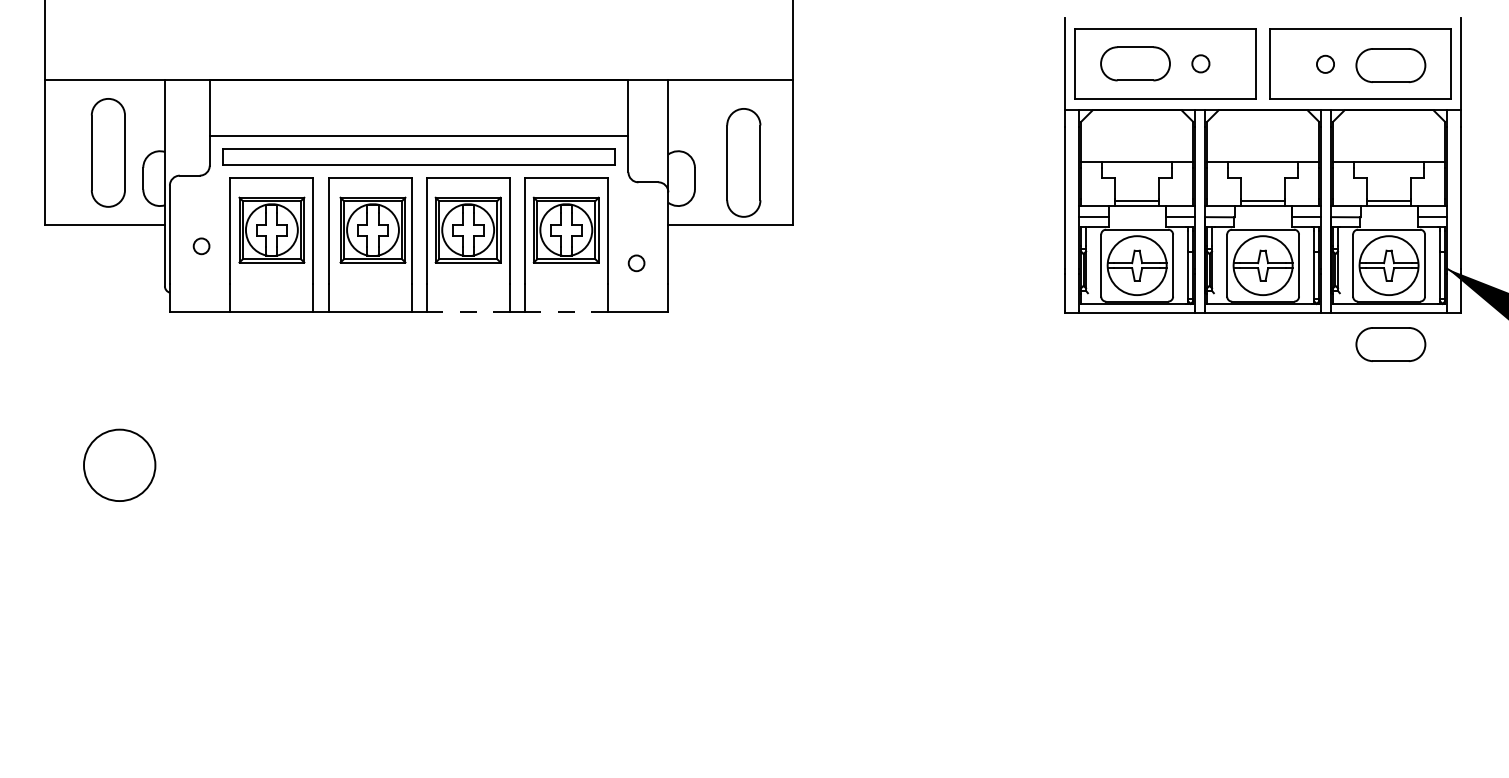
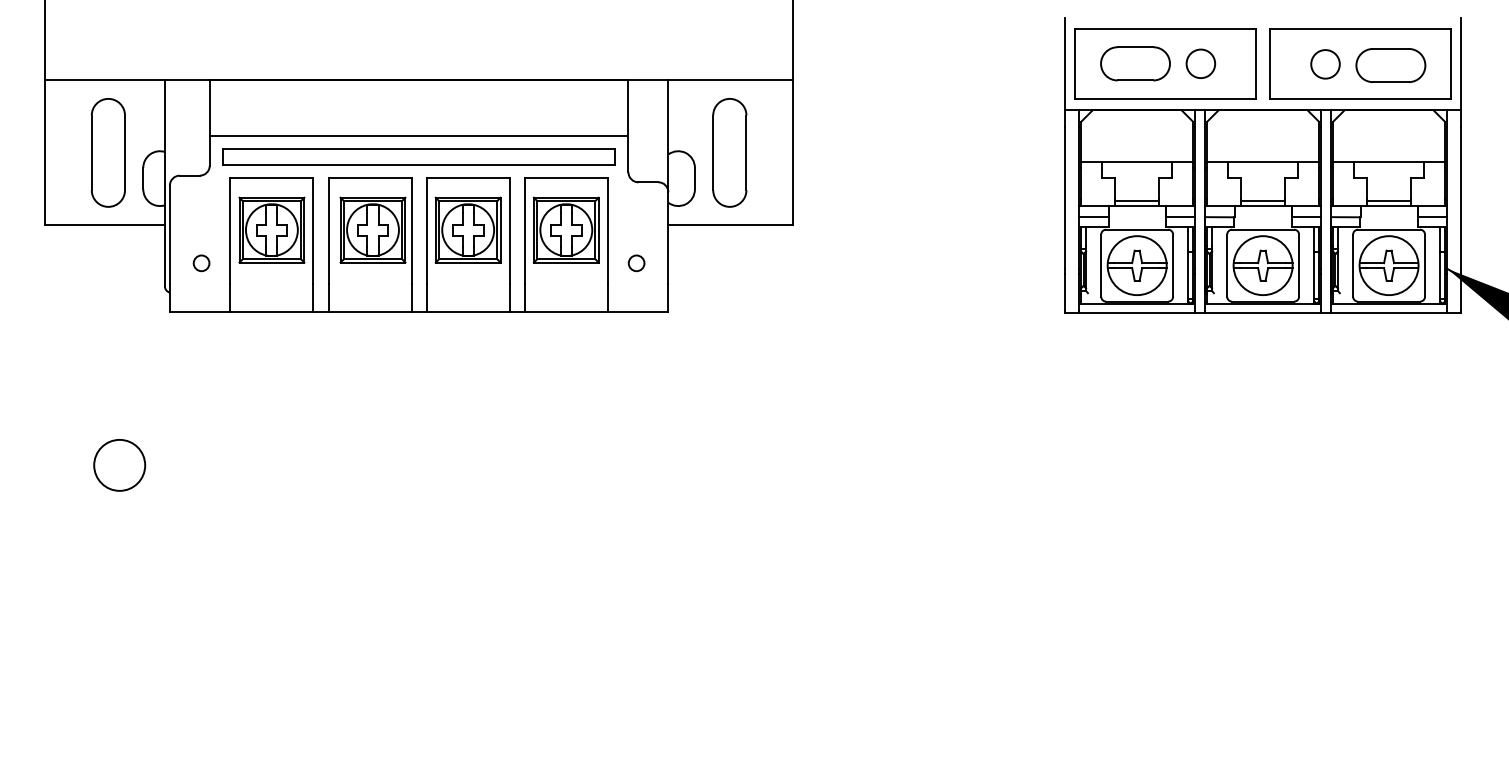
circle diameter: 17 px -> 29 px (1200, 63)
circle diameter: 17 px -> 29 px (1325, 64)
part position: (743, 162) -> (729, 152) (729, 152)
circle position: (201, 246) -> (201, 263) (201, 263)
line: dashed -> solid (468, 312)
line: dashed -> solid (566, 312)
part: present -> none (1390, 344)
circle diameter: 71 px -> 51 px (119, 464)
